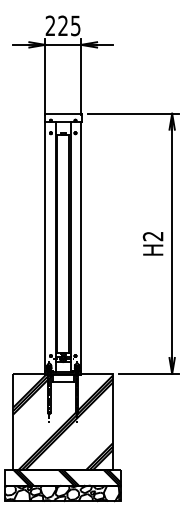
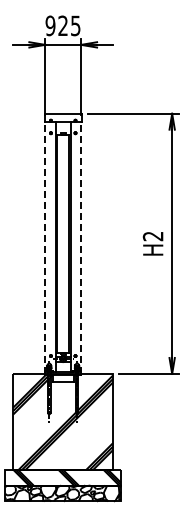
text: 225 -> 925 (50, 25)
line: solid -> dashed (45, 247)
line: solid -> dashed (81, 247)
